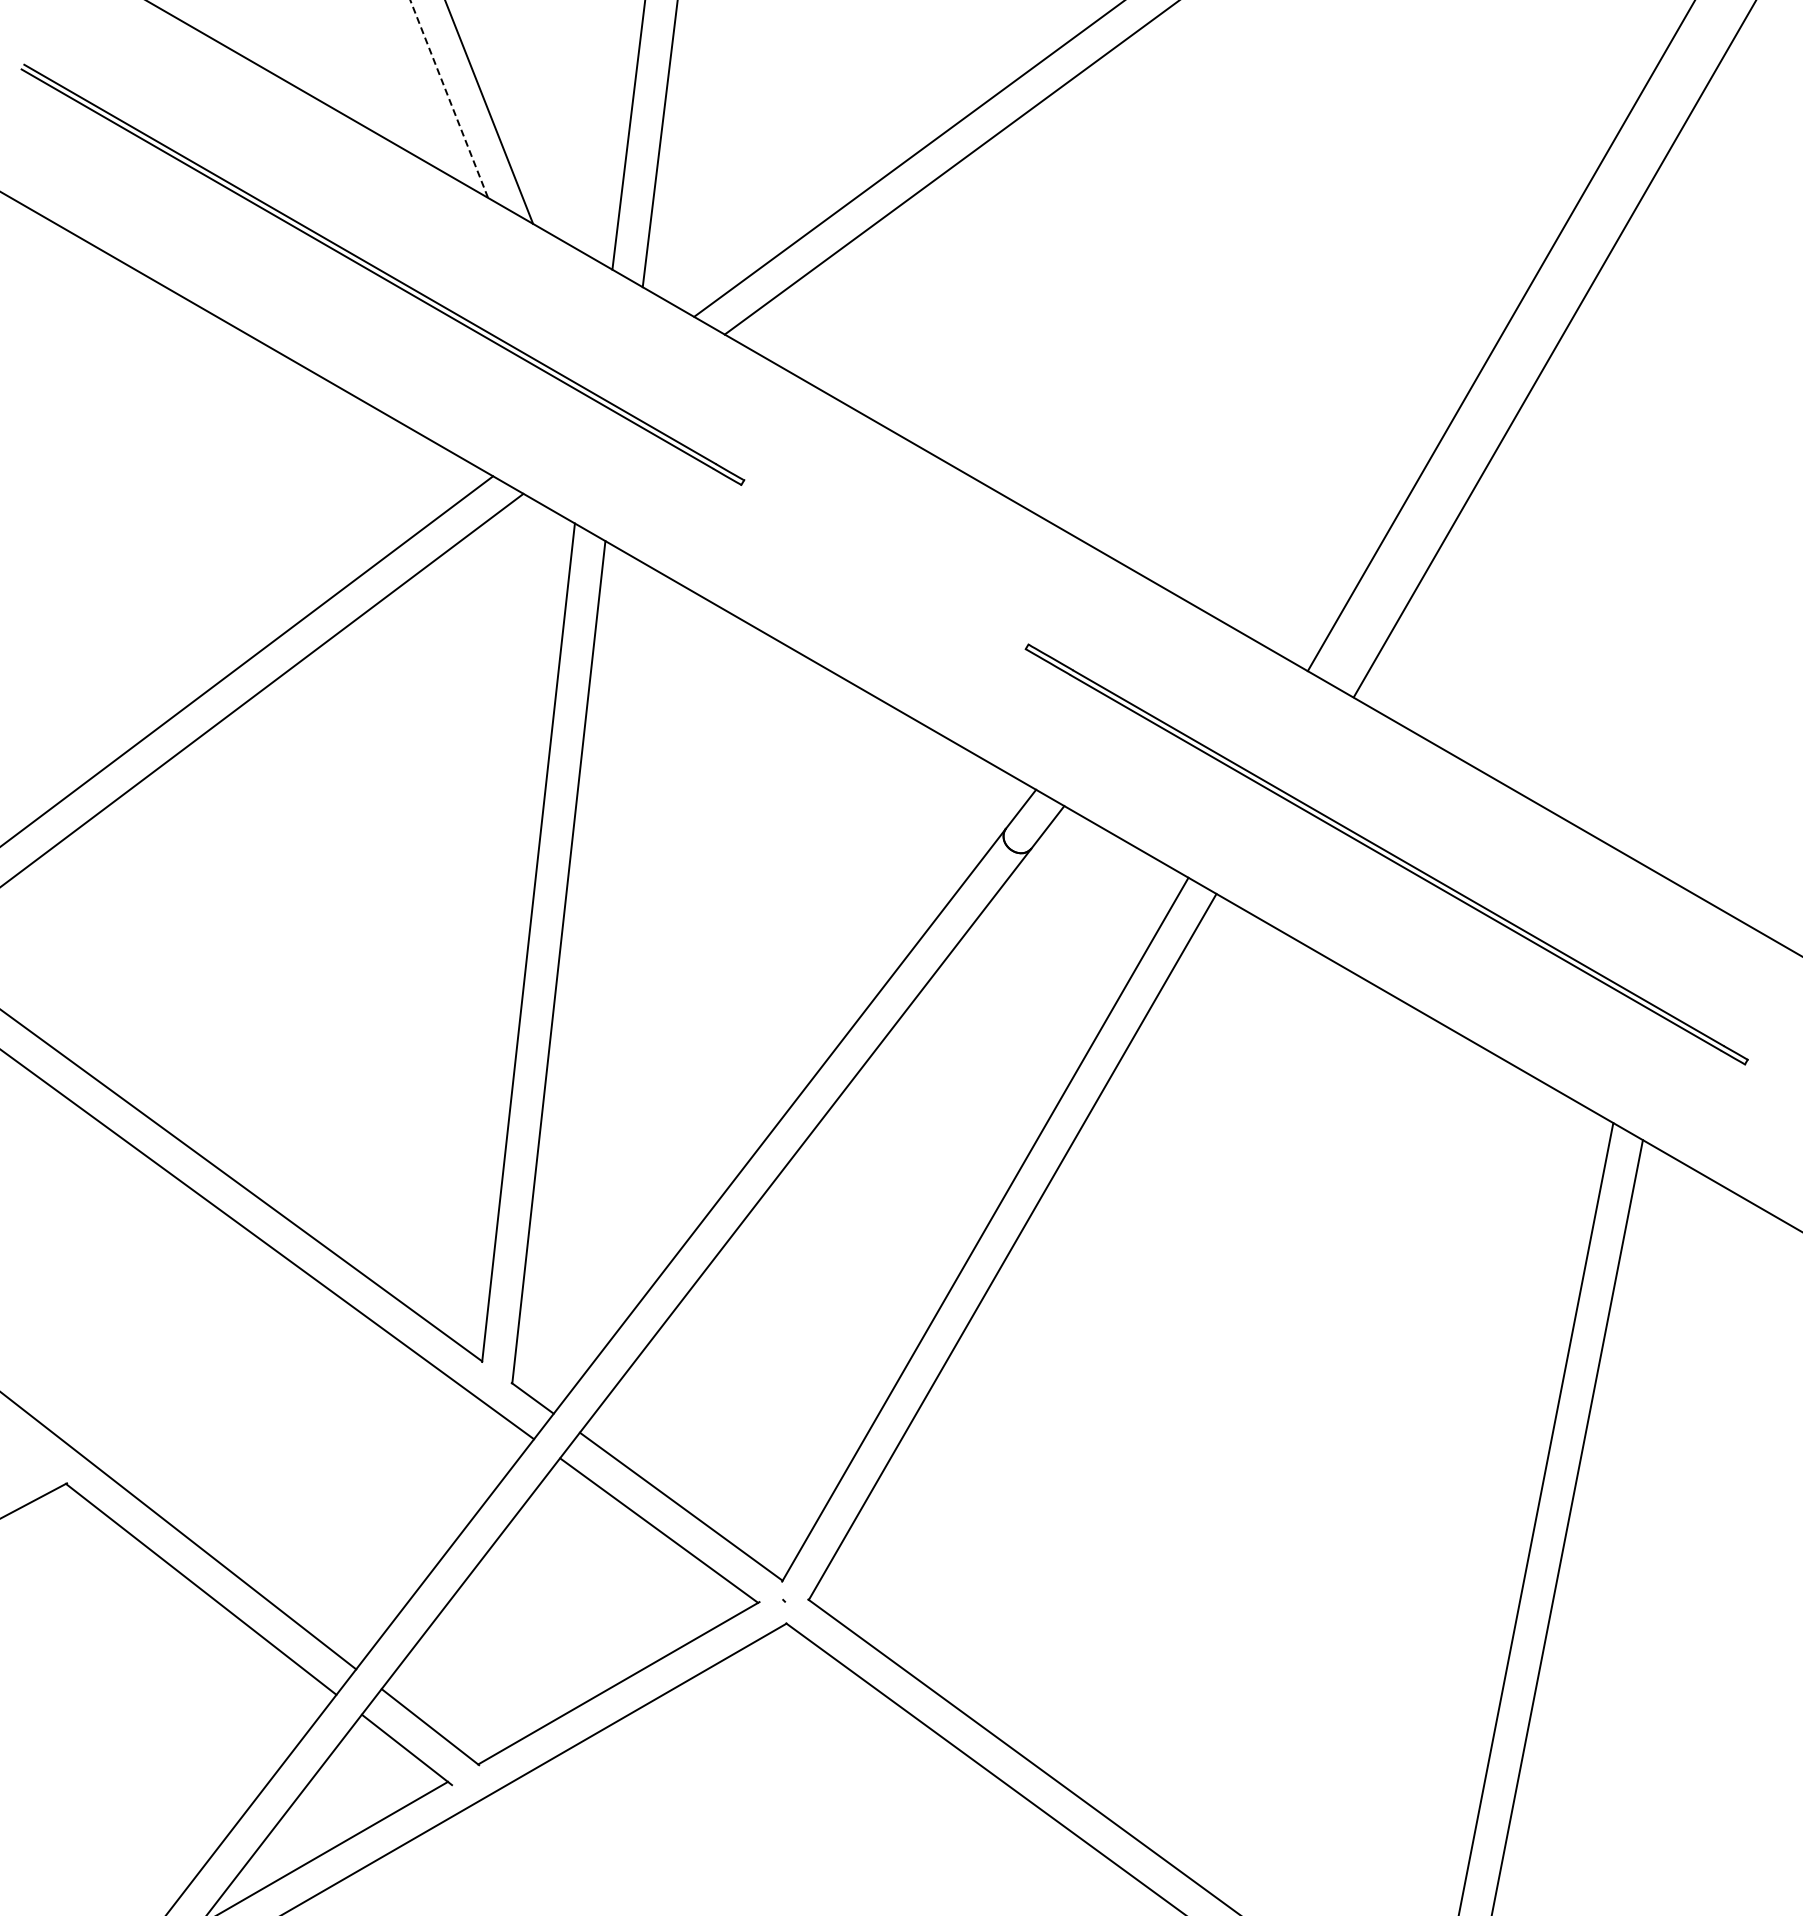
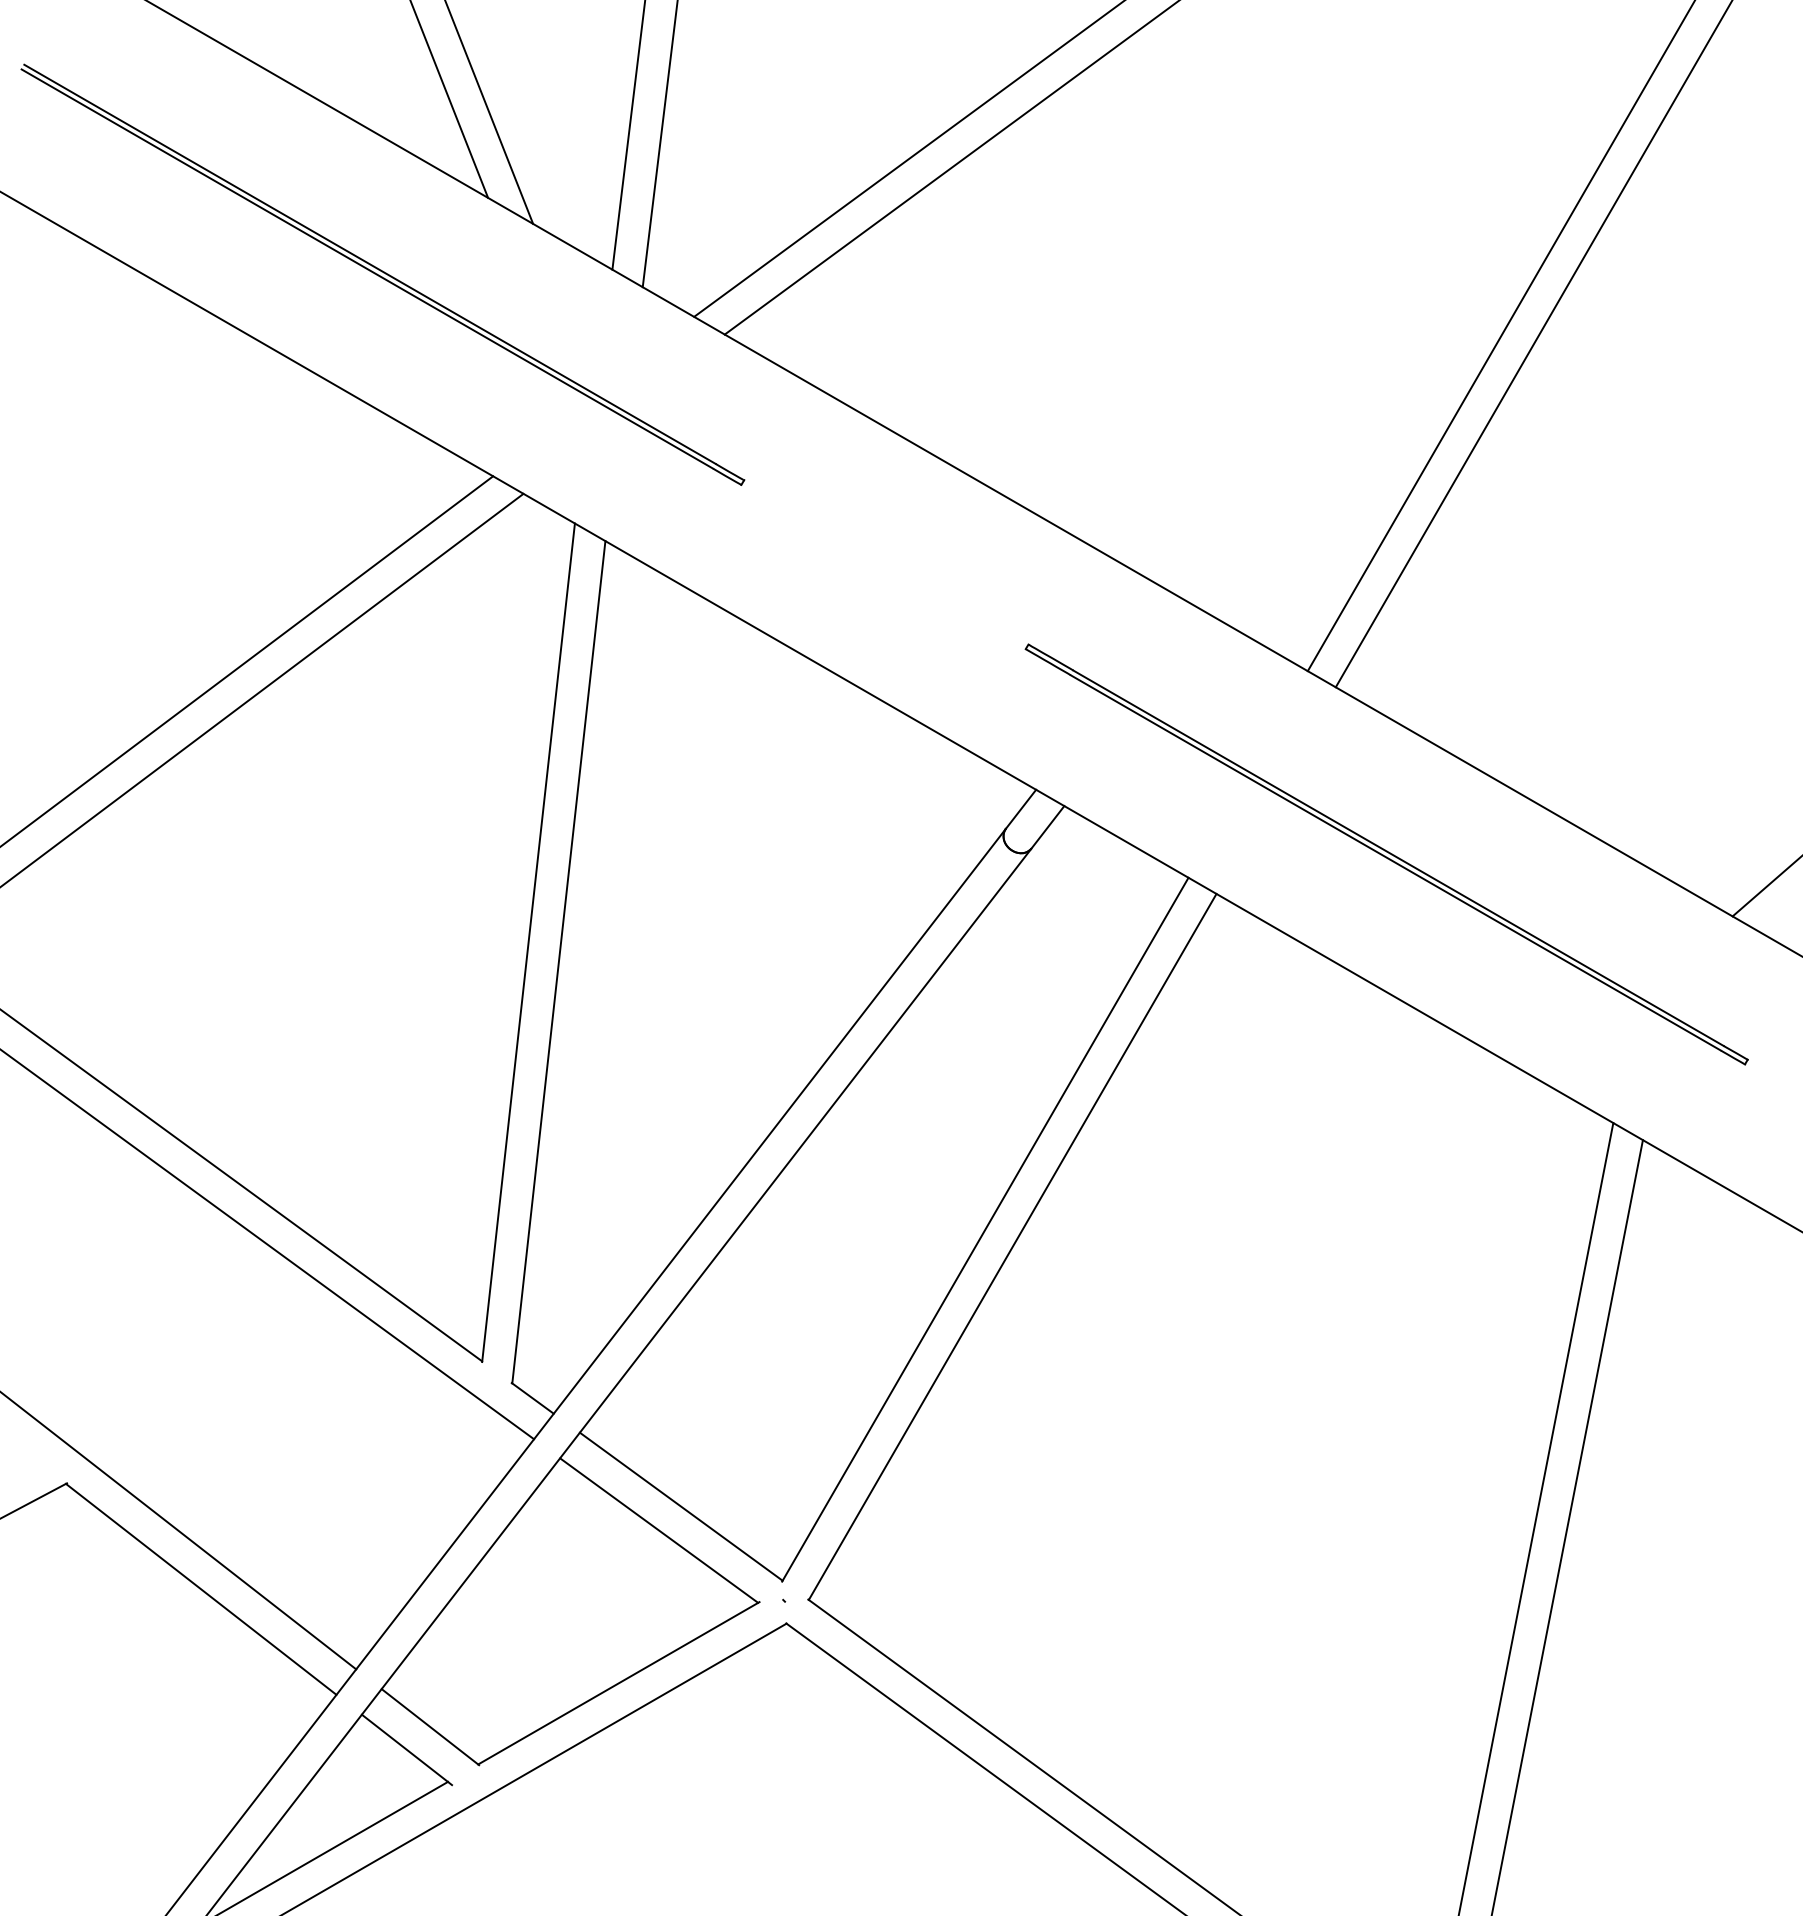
line: dashed -> solid (449, 99)
line position: (1553, 349) -> (1533, 344) (1533, 344)
line: none -> present (1765, 886)
